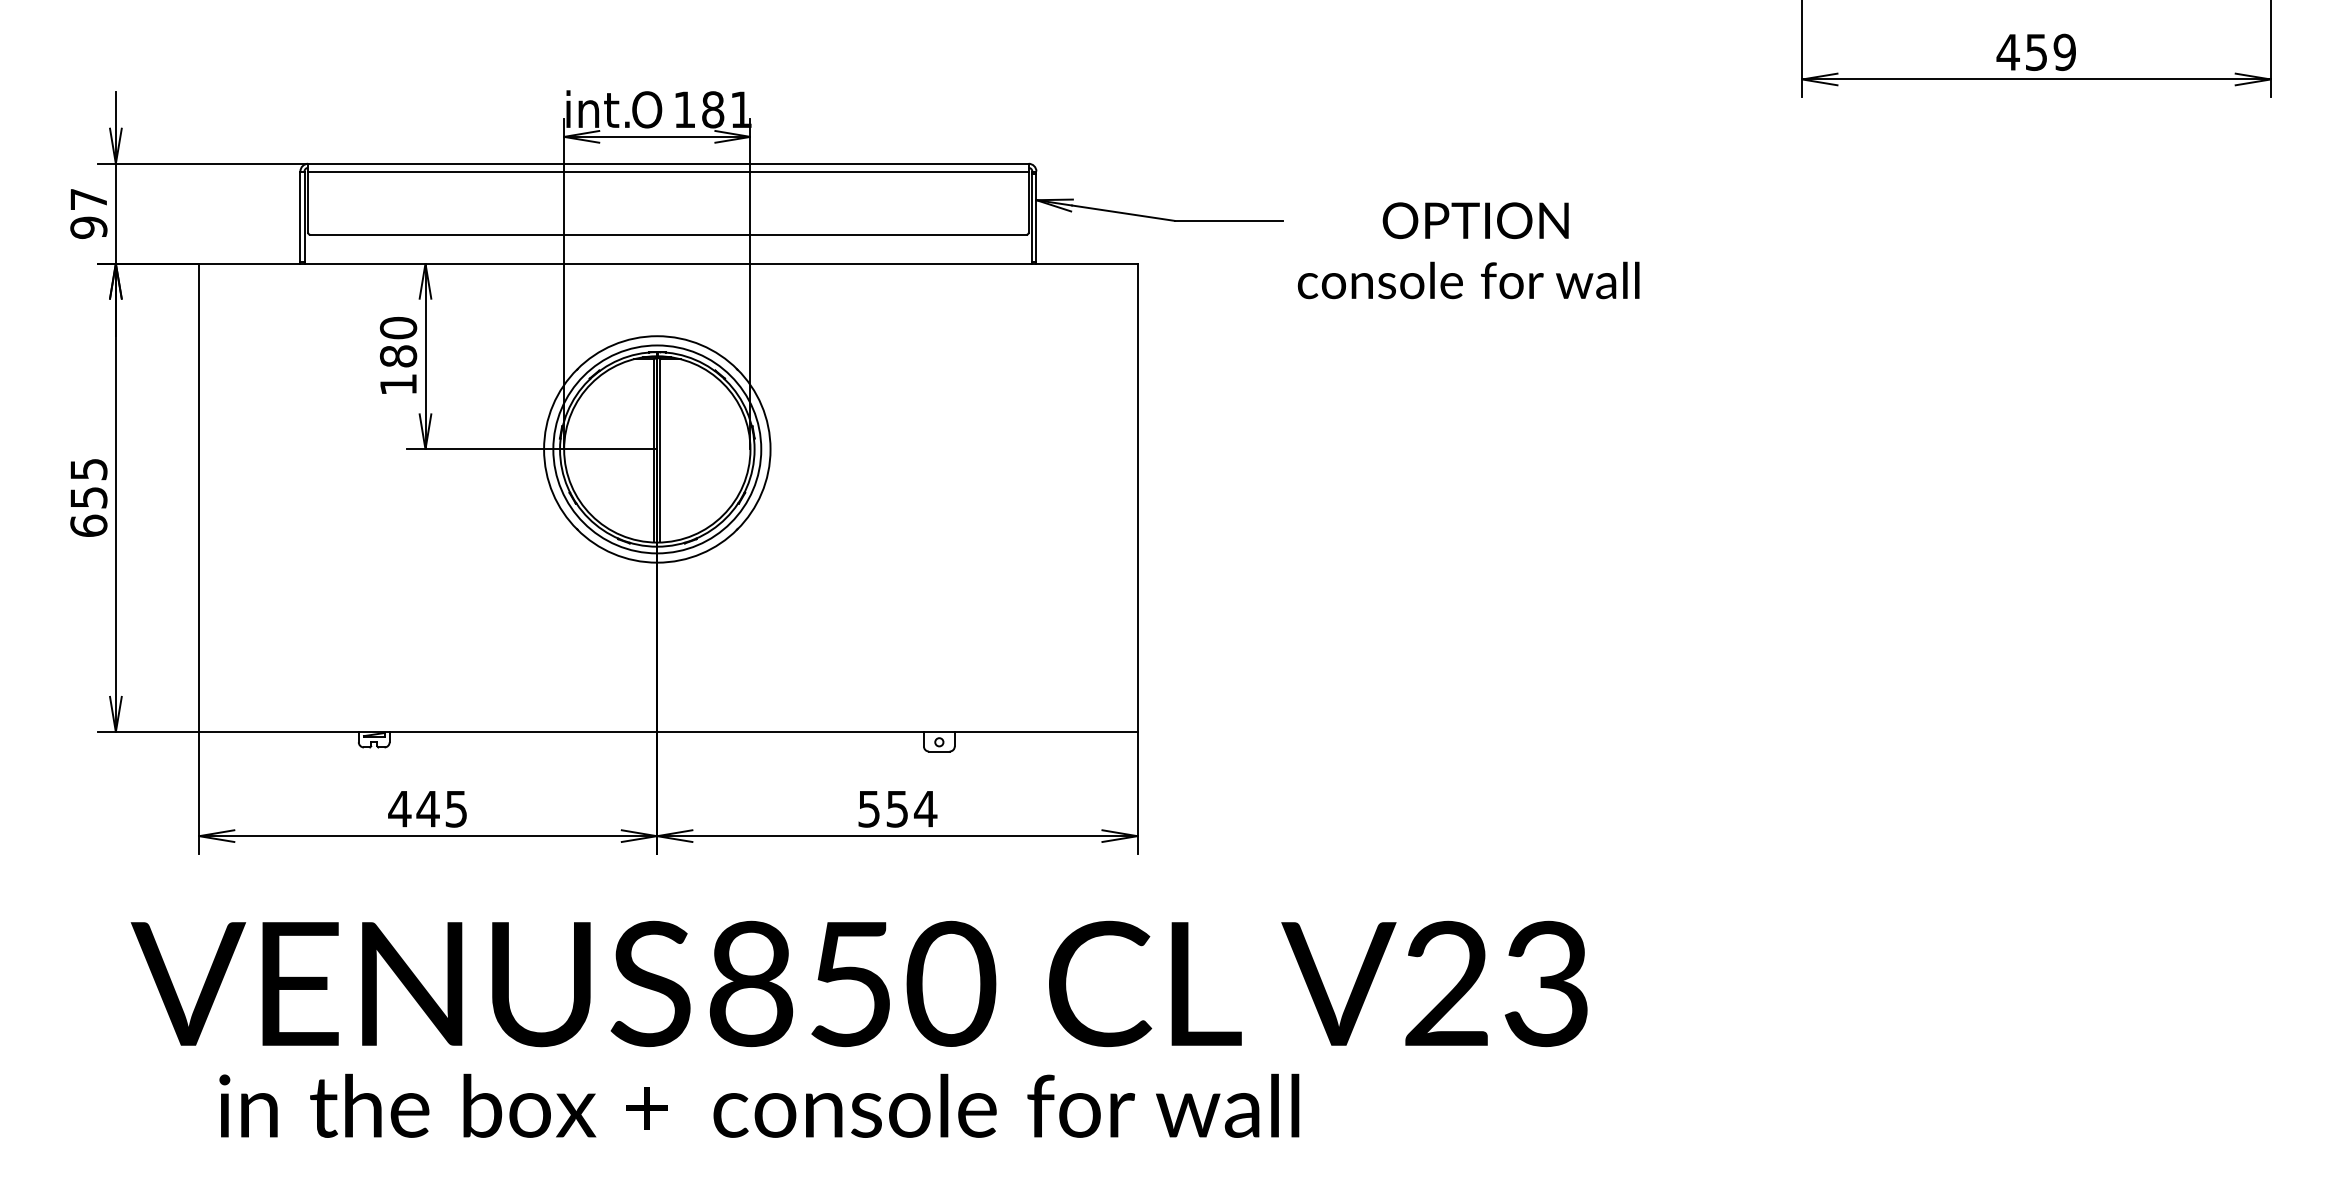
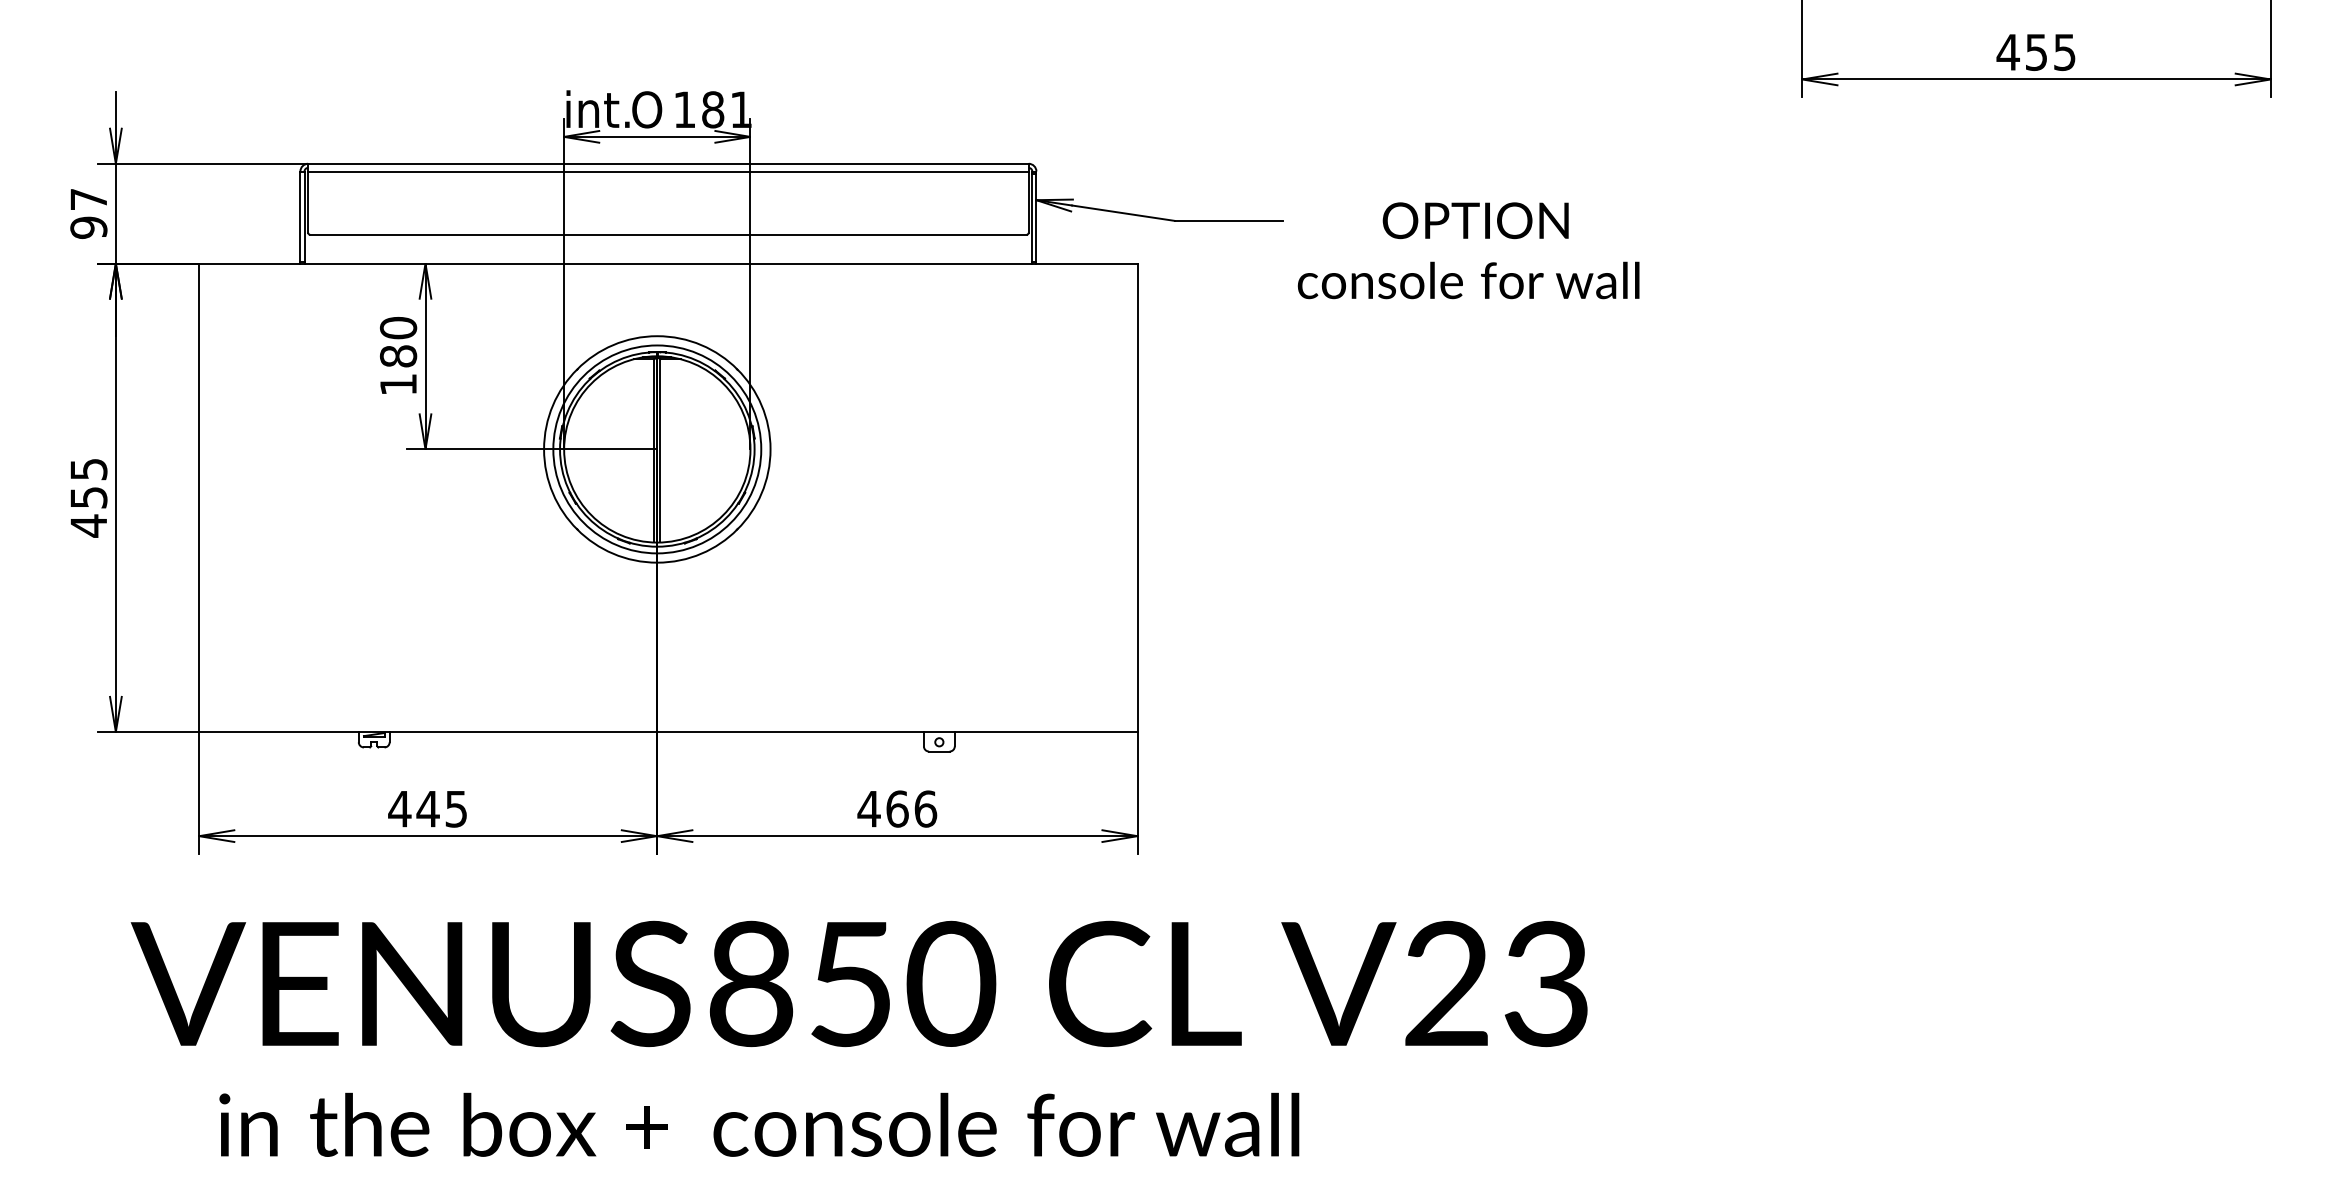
text: 459 -> 455 (2064, 51)
text: 655 -> 455 (88, 525)
text: 554 -> 466 (897, 808)
text position: (759, 1105) -> (759, 1124) (759, 1124)
